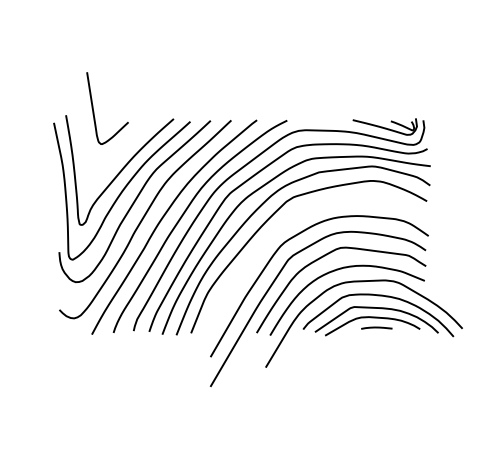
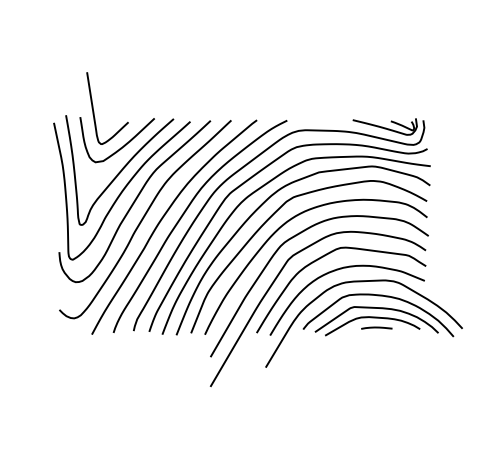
curve: none -> present (120, 147)
curve: none -> present (284, 225)
